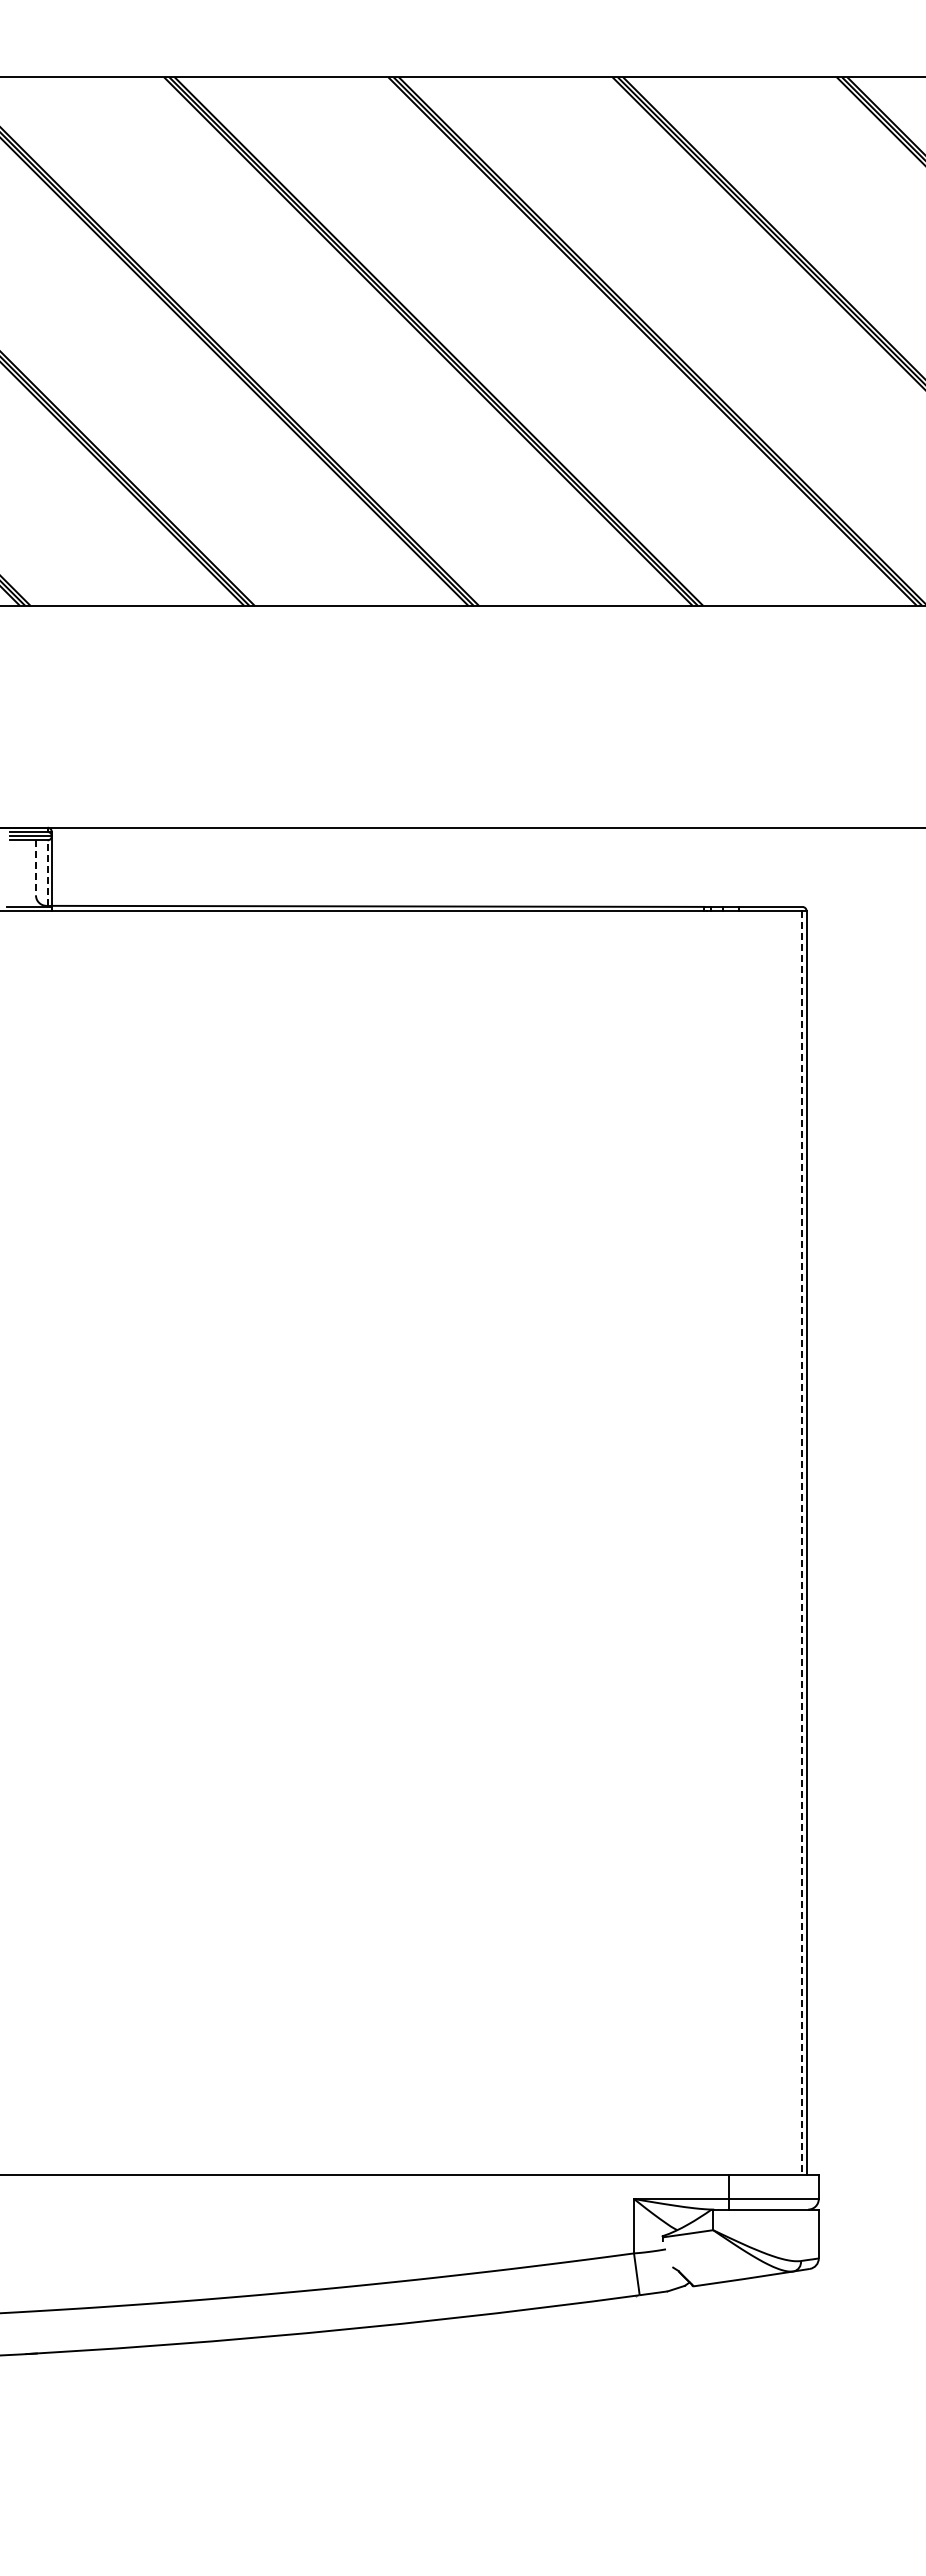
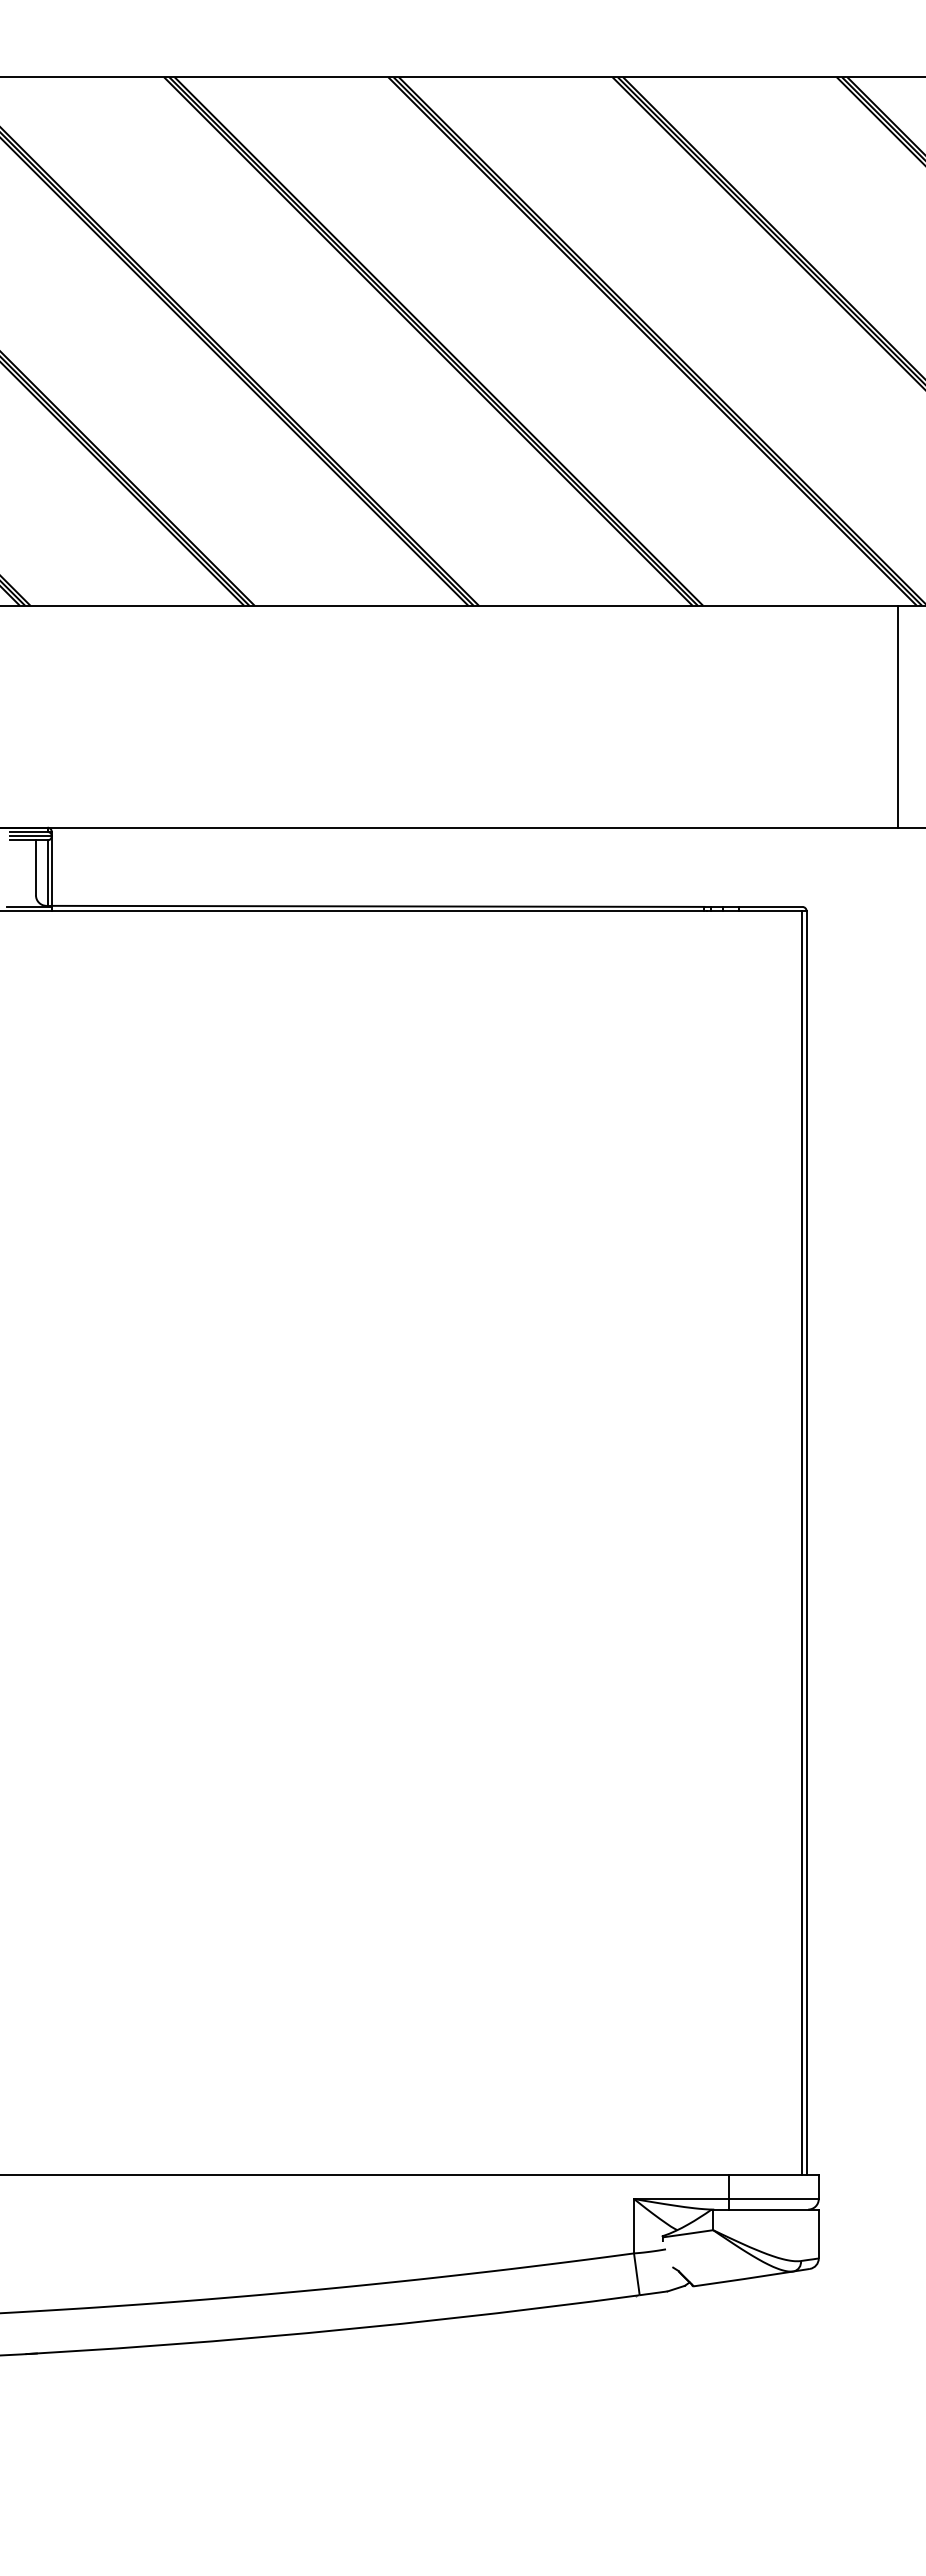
line: none -> present (898, 716)
line: dashed -> solid (36, 868)
line: dashed -> solid (47, 873)
line: dashed -> solid (802, 1543)
